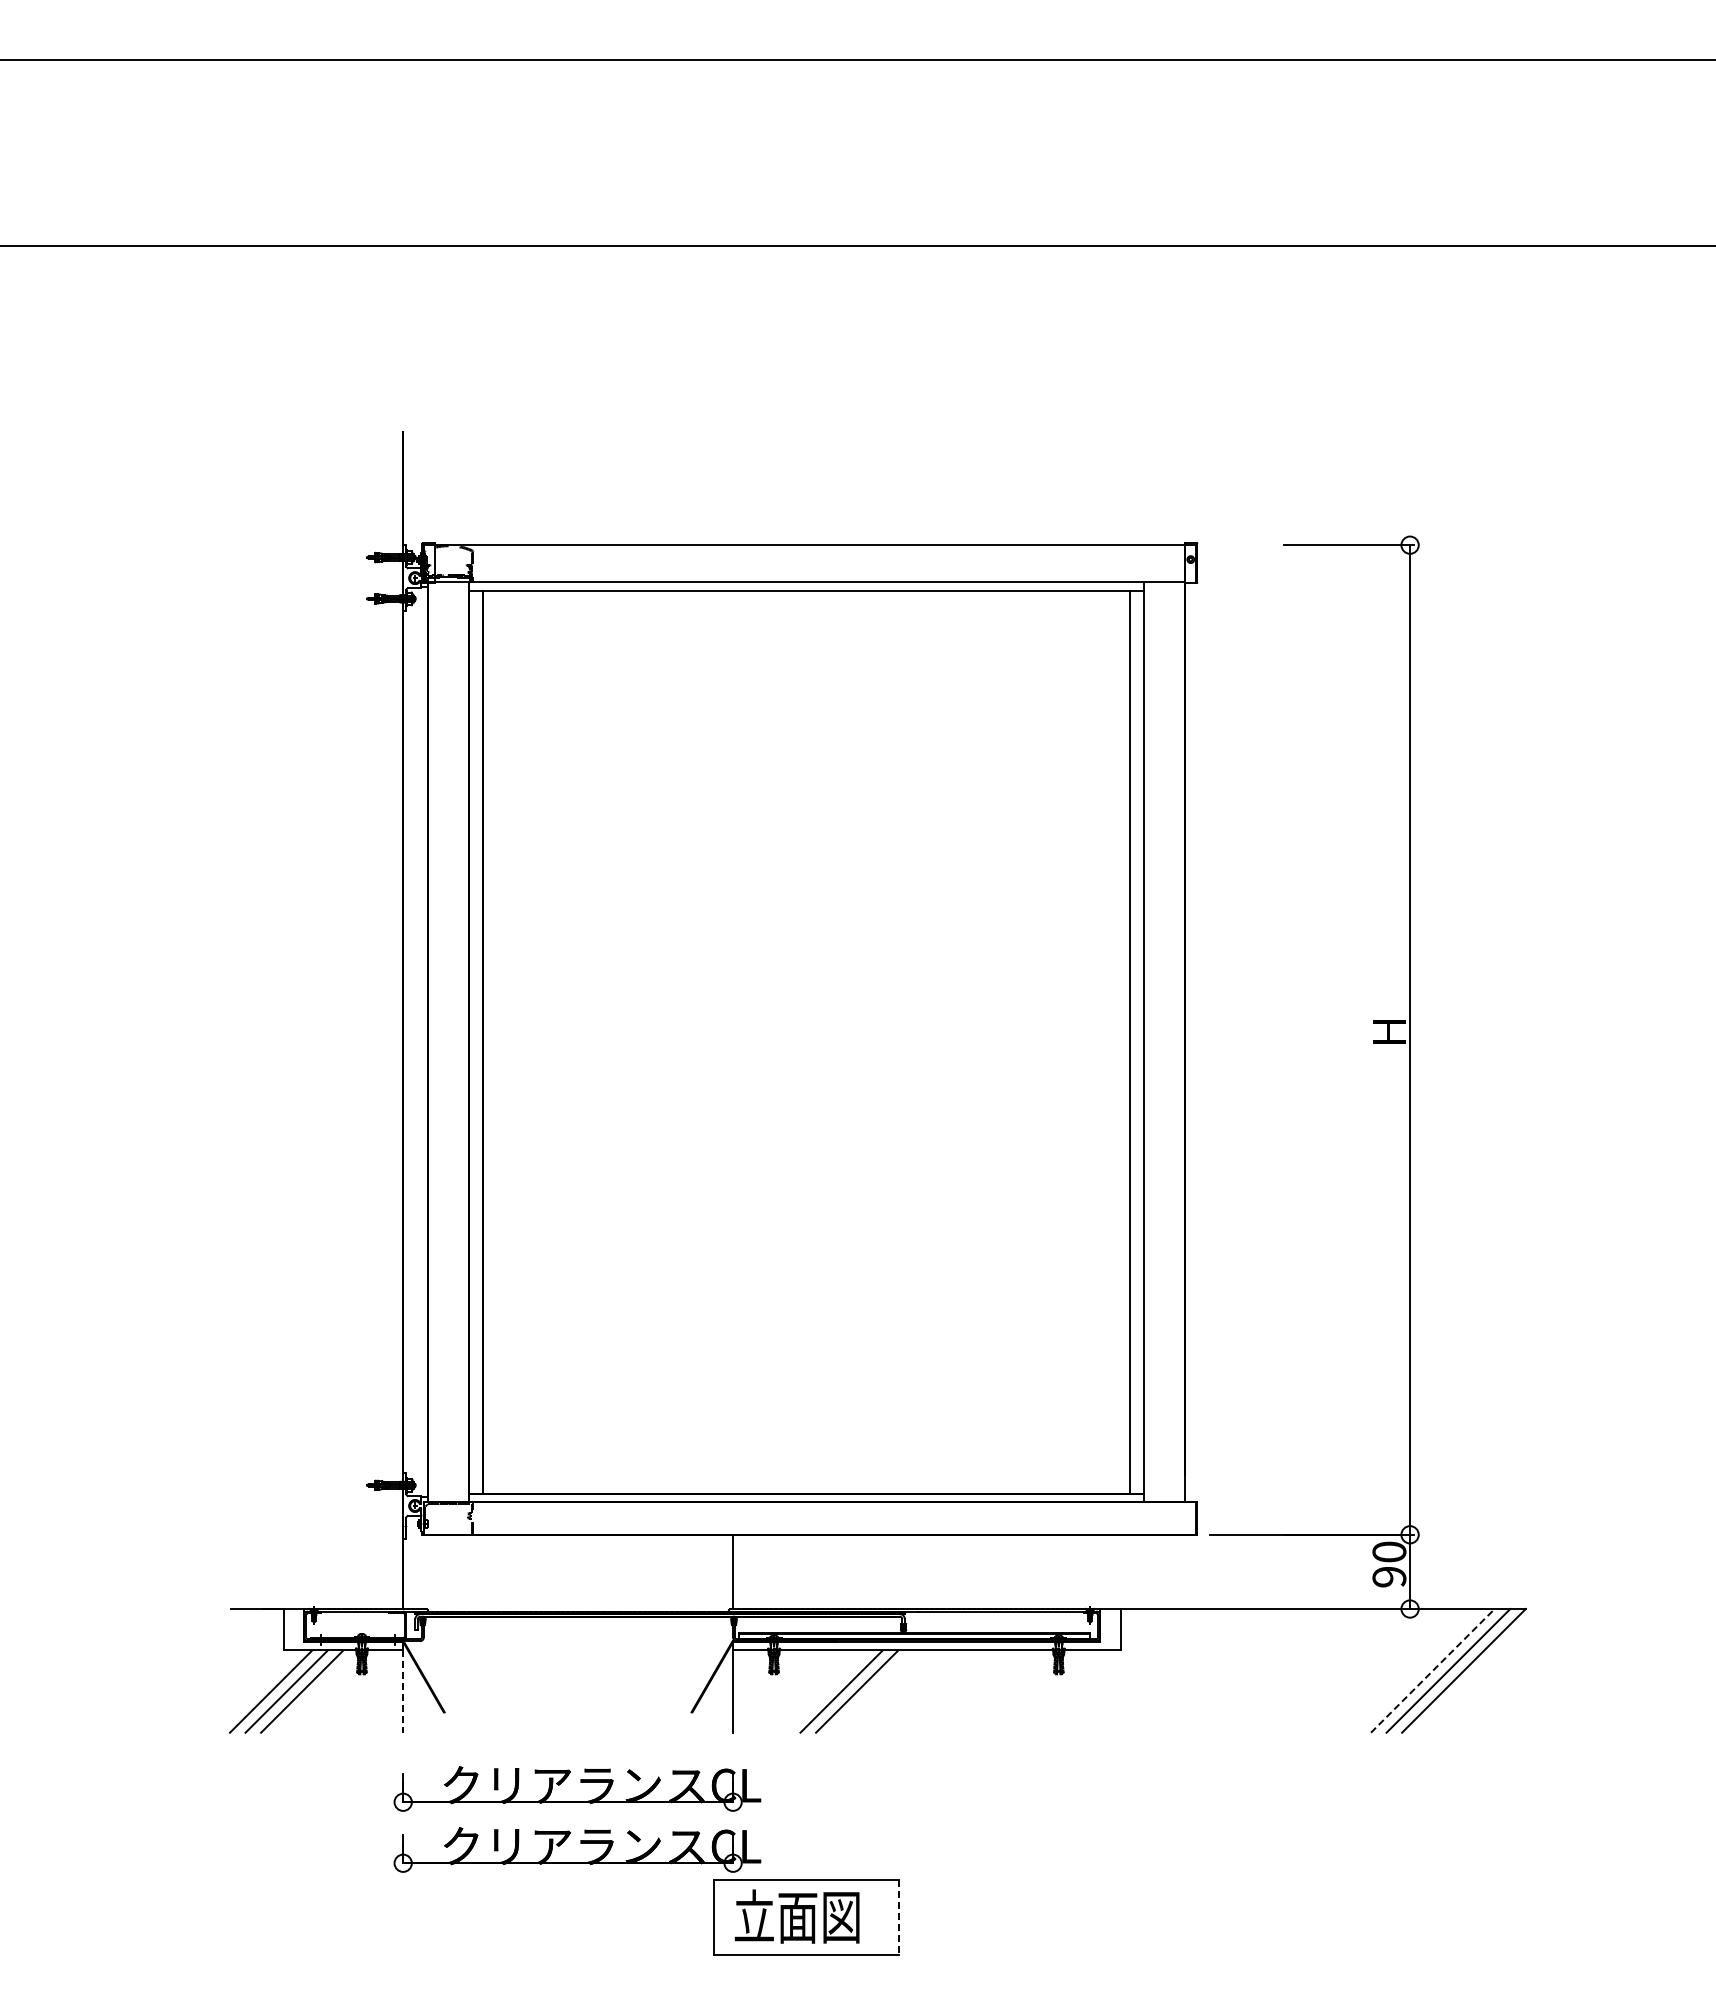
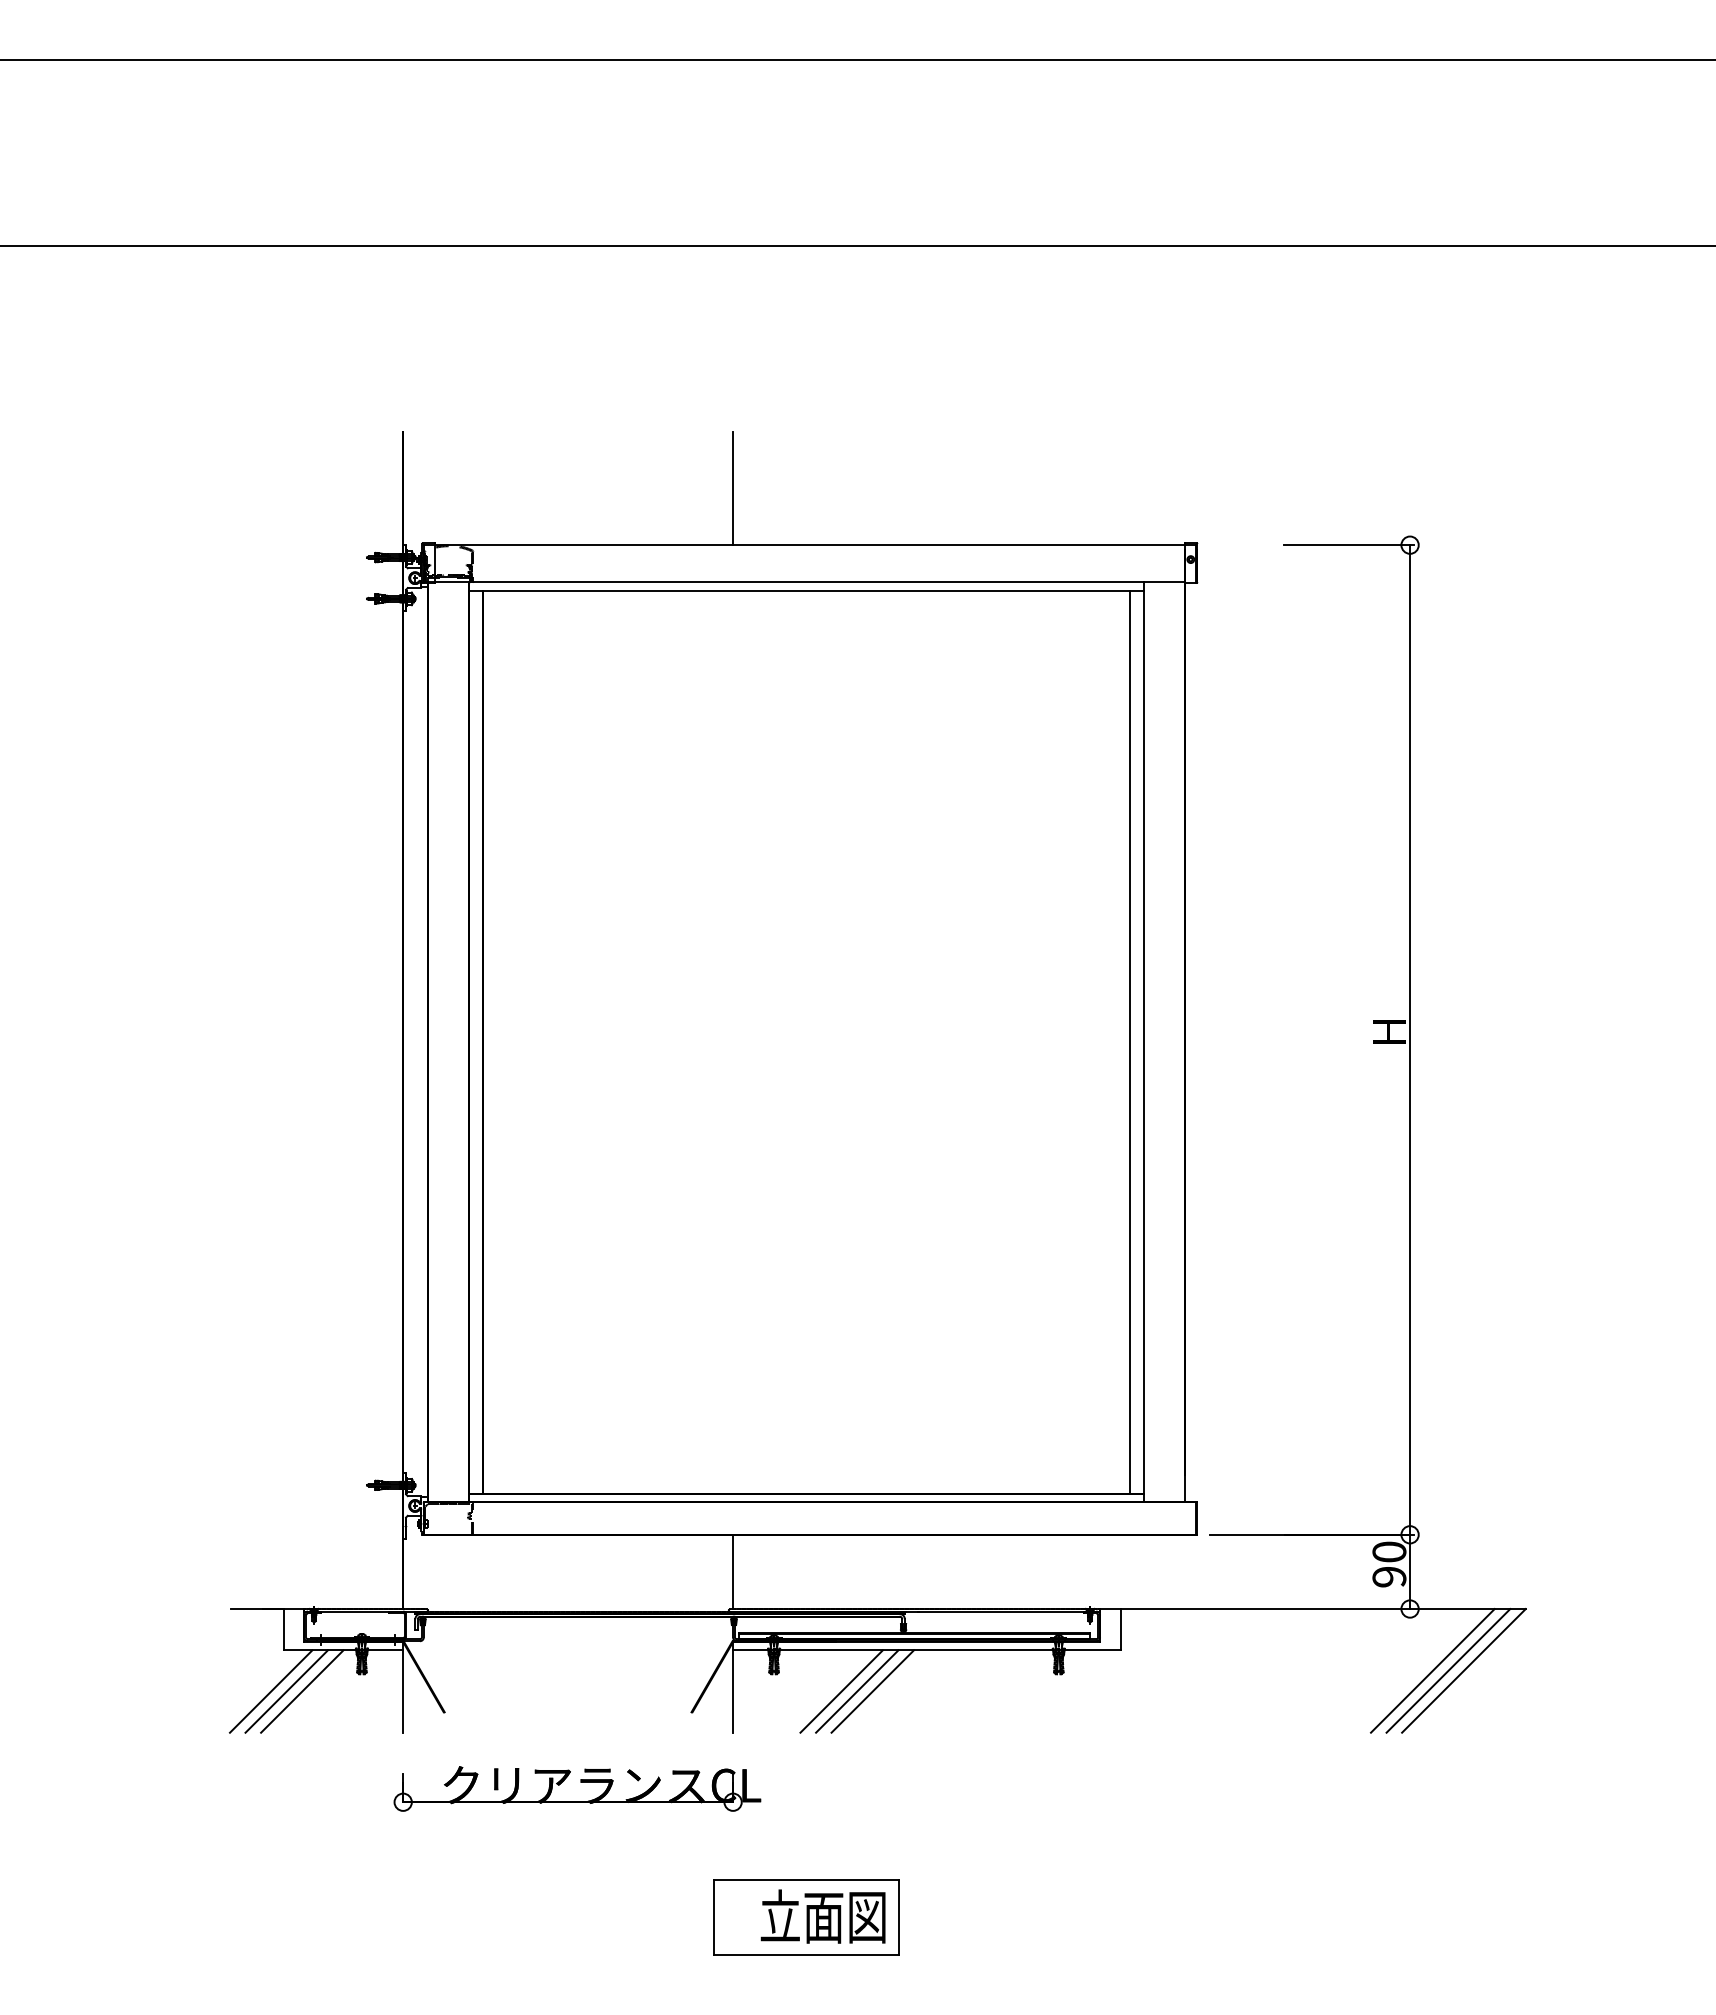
line: none -> present (733, 488)
line: dashed -> solid (1433, 1670)
line: none -> present (872, 1691)
line: dashed -> solid (403, 1692)
part: present -> none (580, 1843)
text position: (796, 1916) -> (822, 1916) (822, 1916)
line: dashed -> solid (899, 1917)
